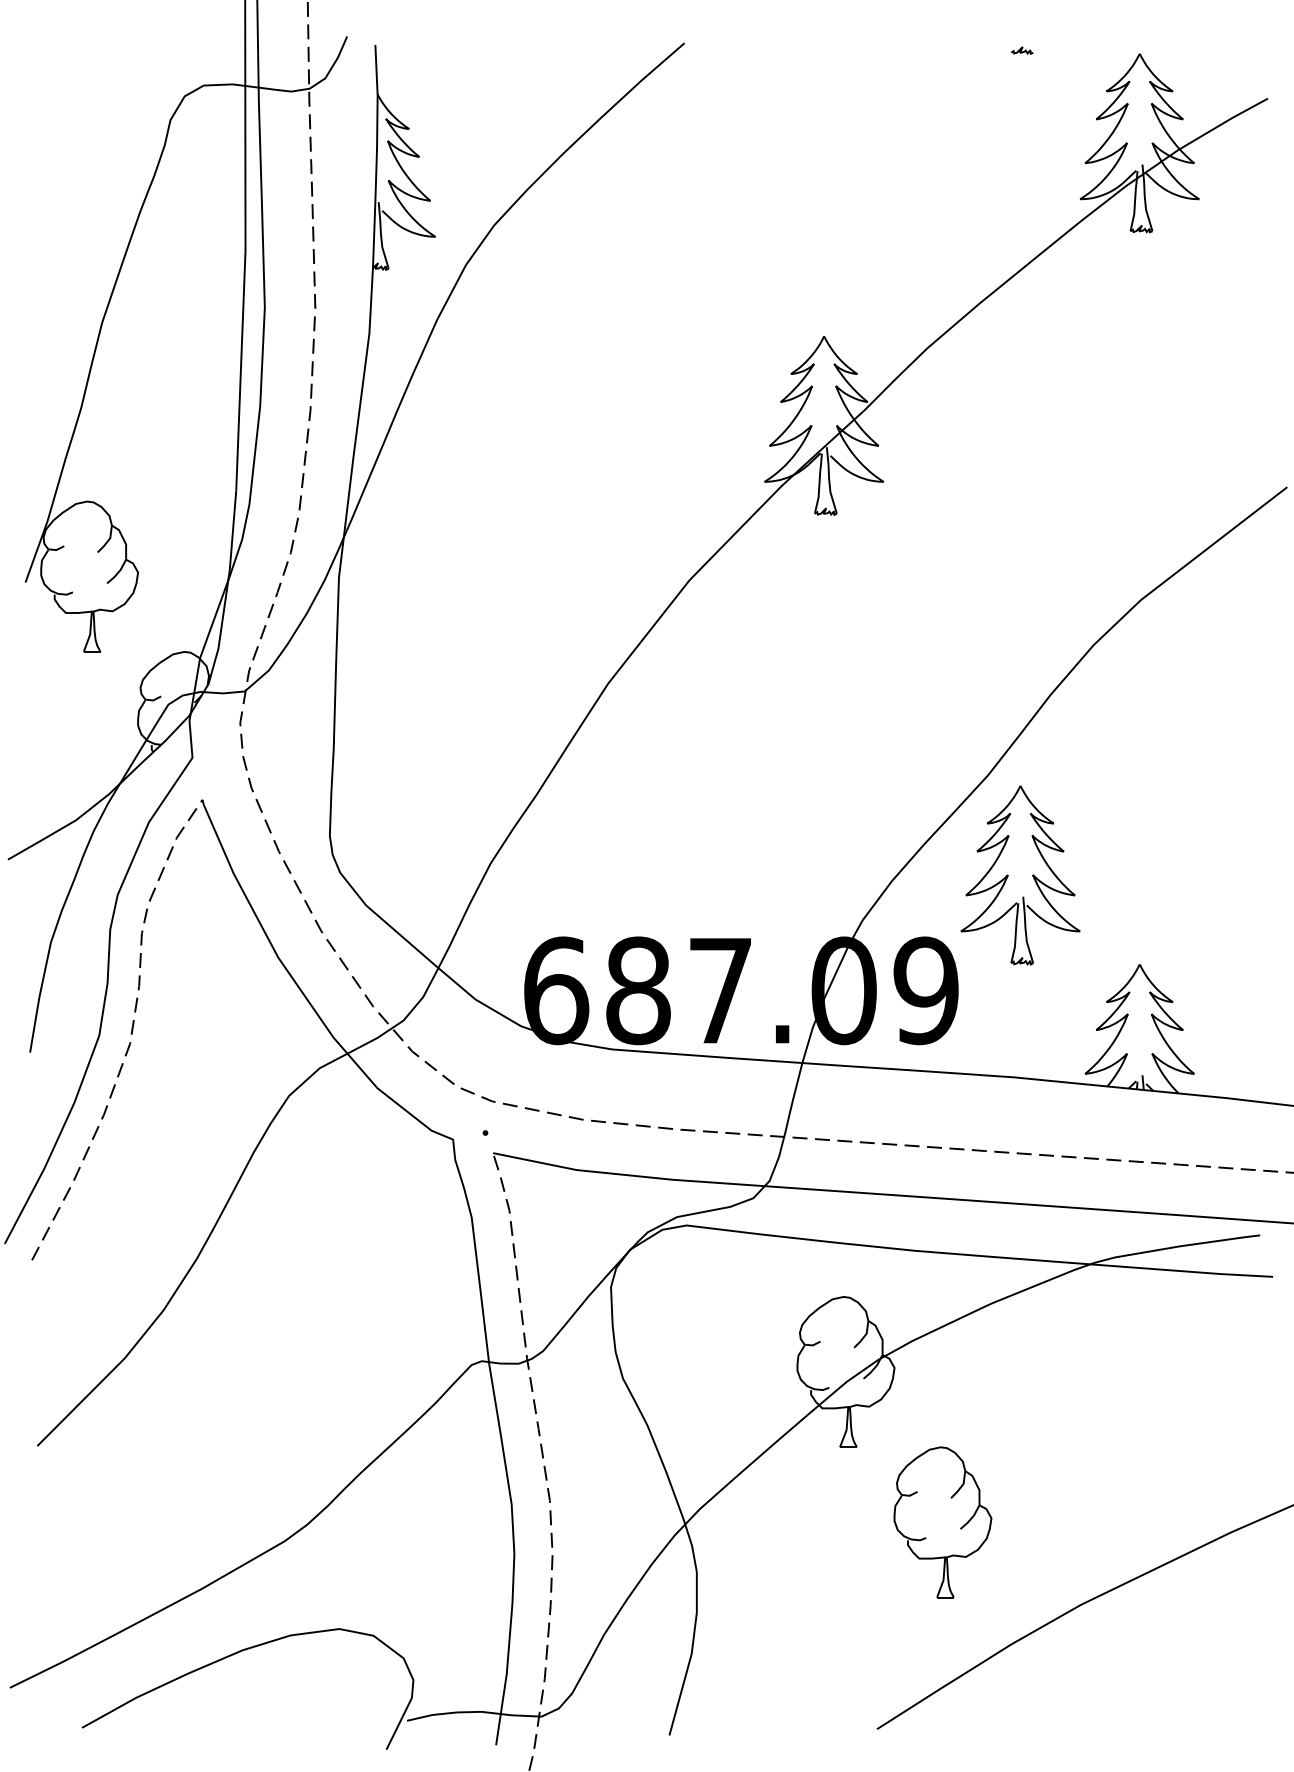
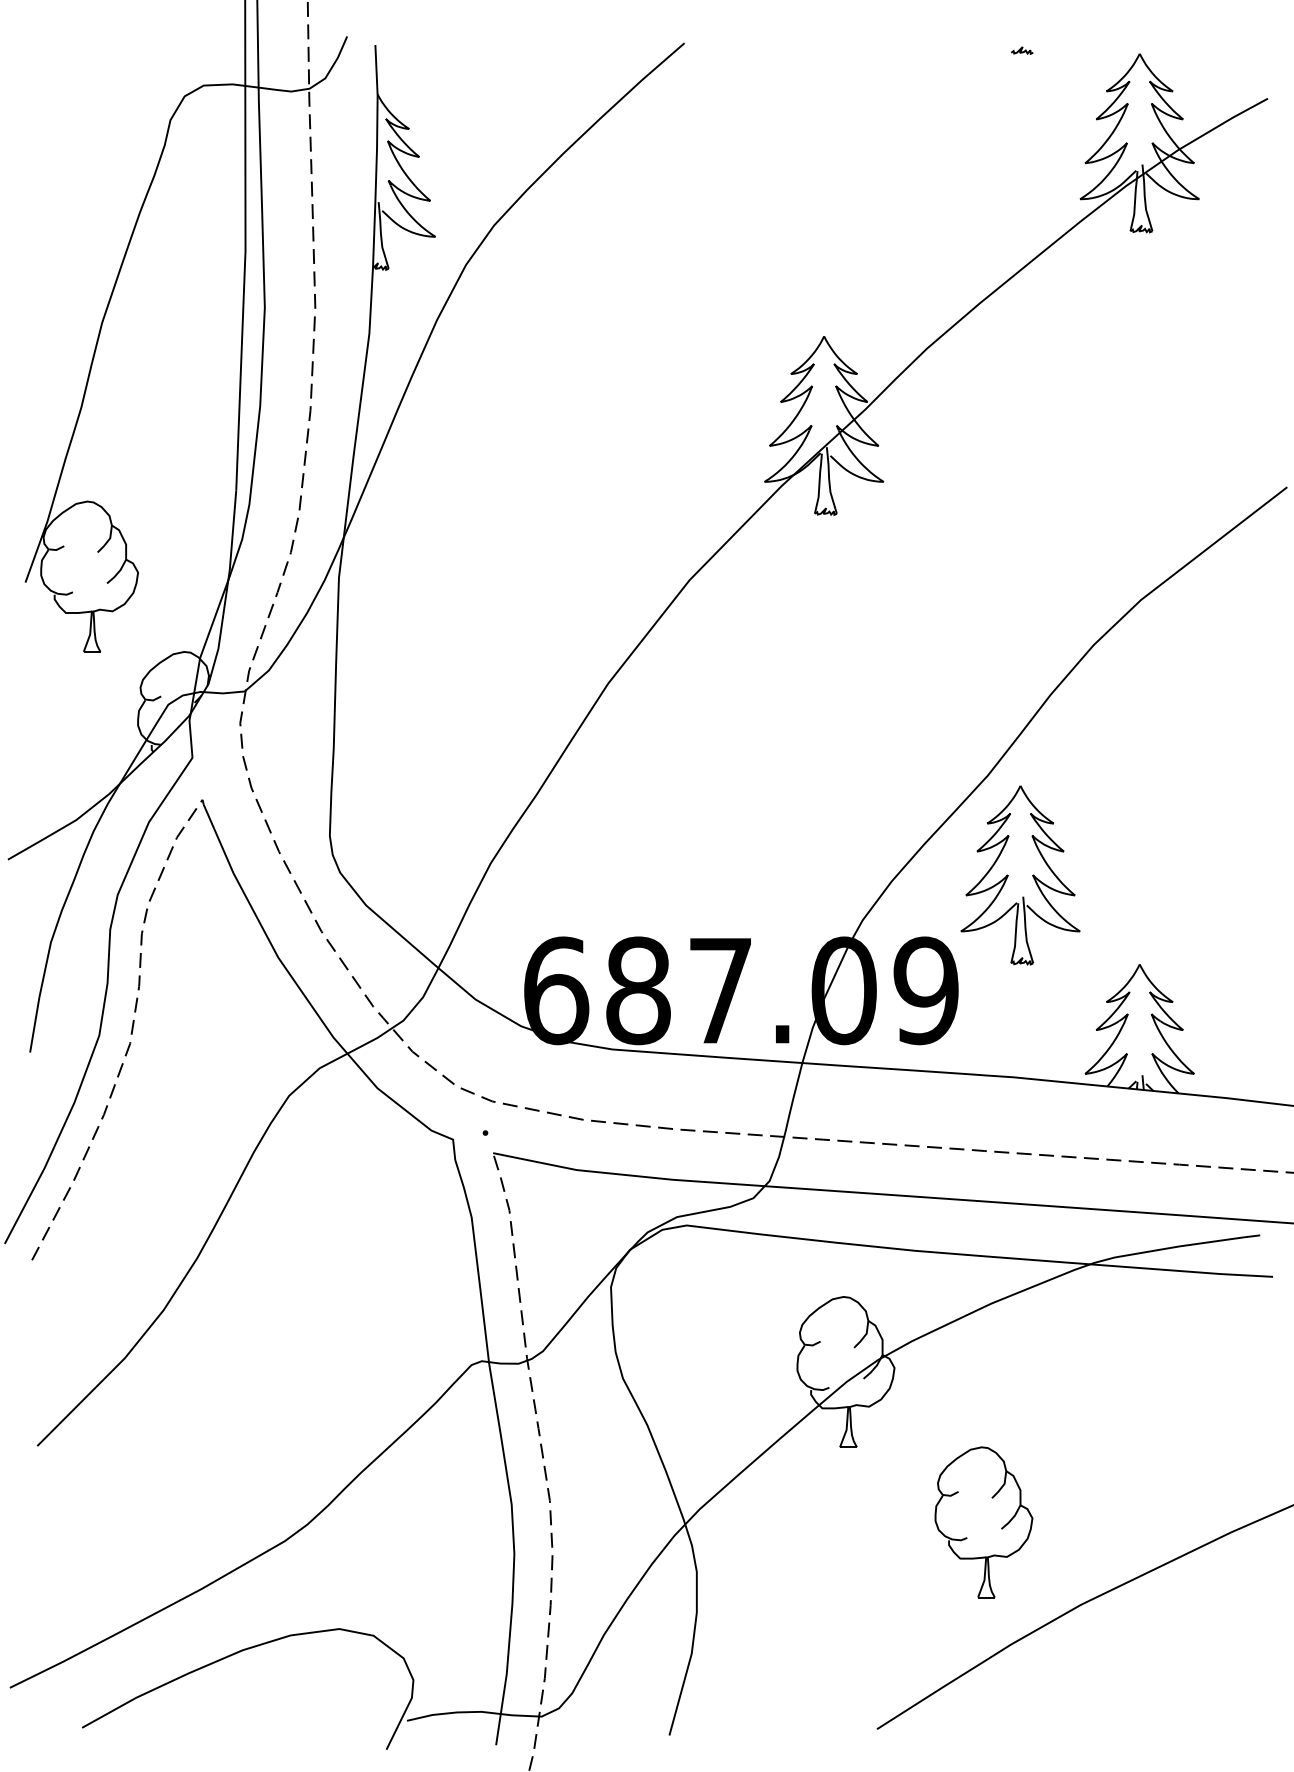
part position: (942, 1522) -> (983, 1522) (983, 1522)
